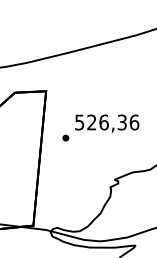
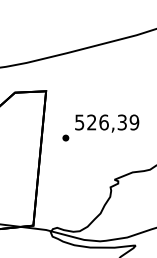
text: 526,36 -> 526,39 (134, 122)
